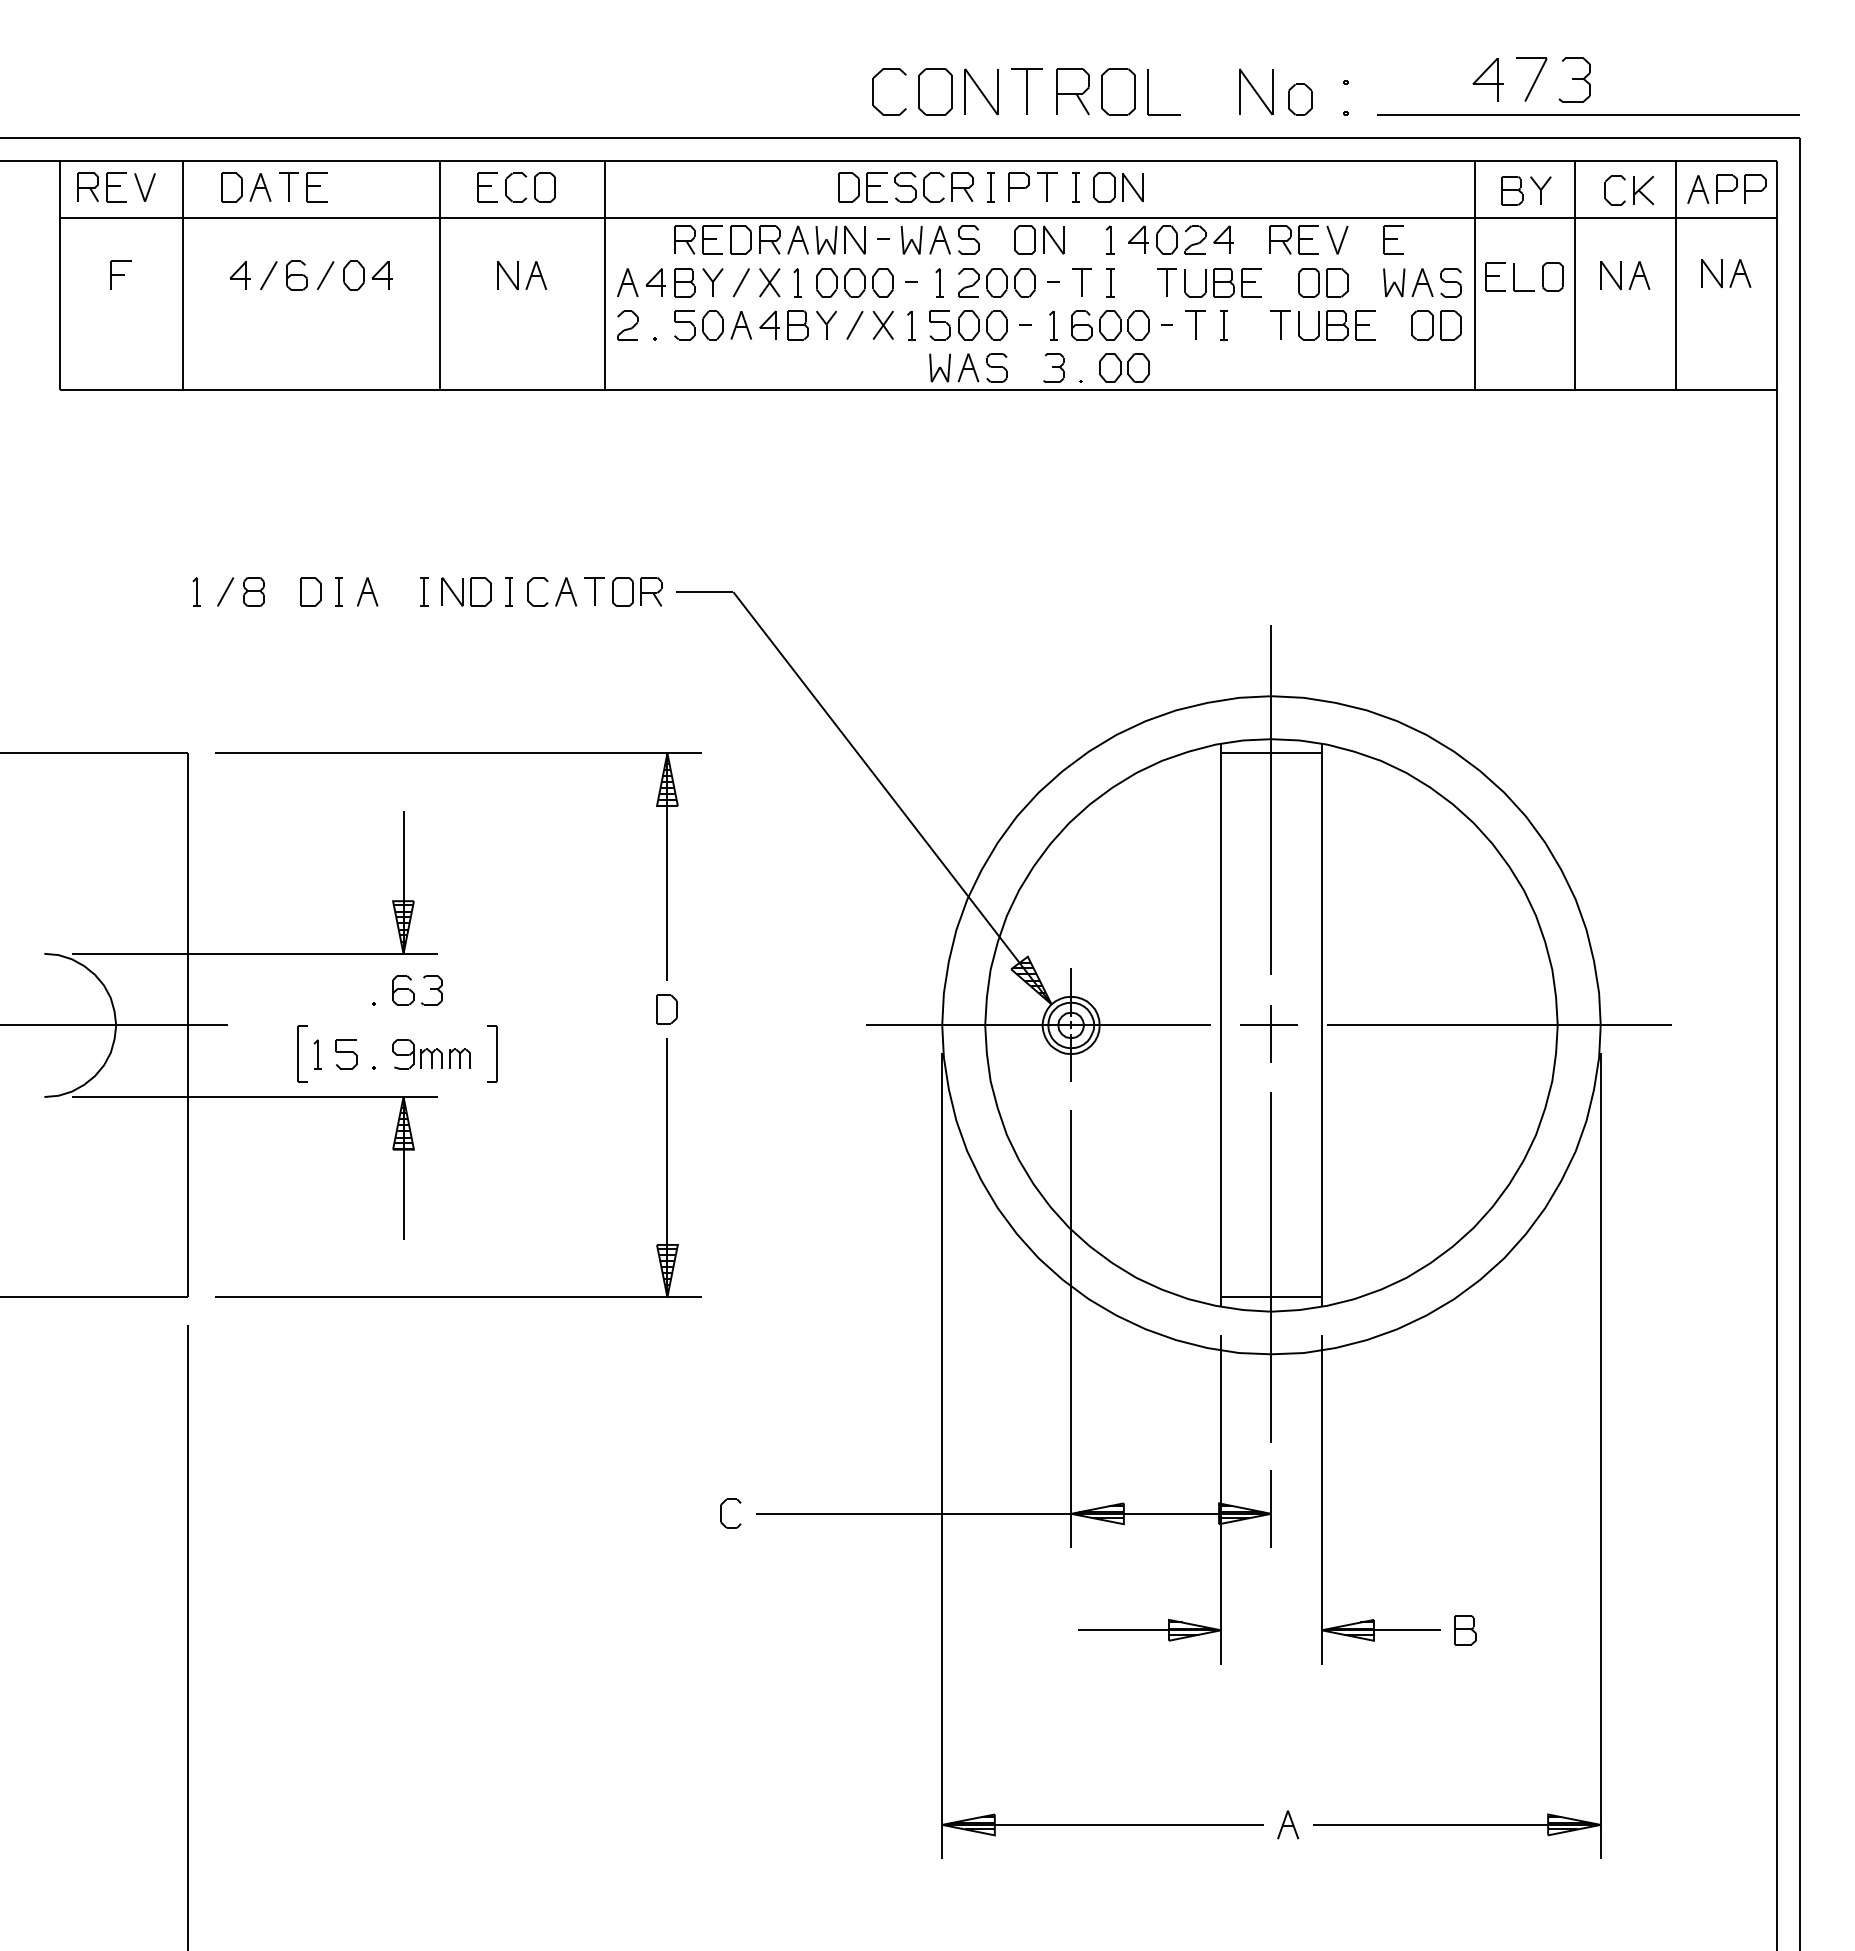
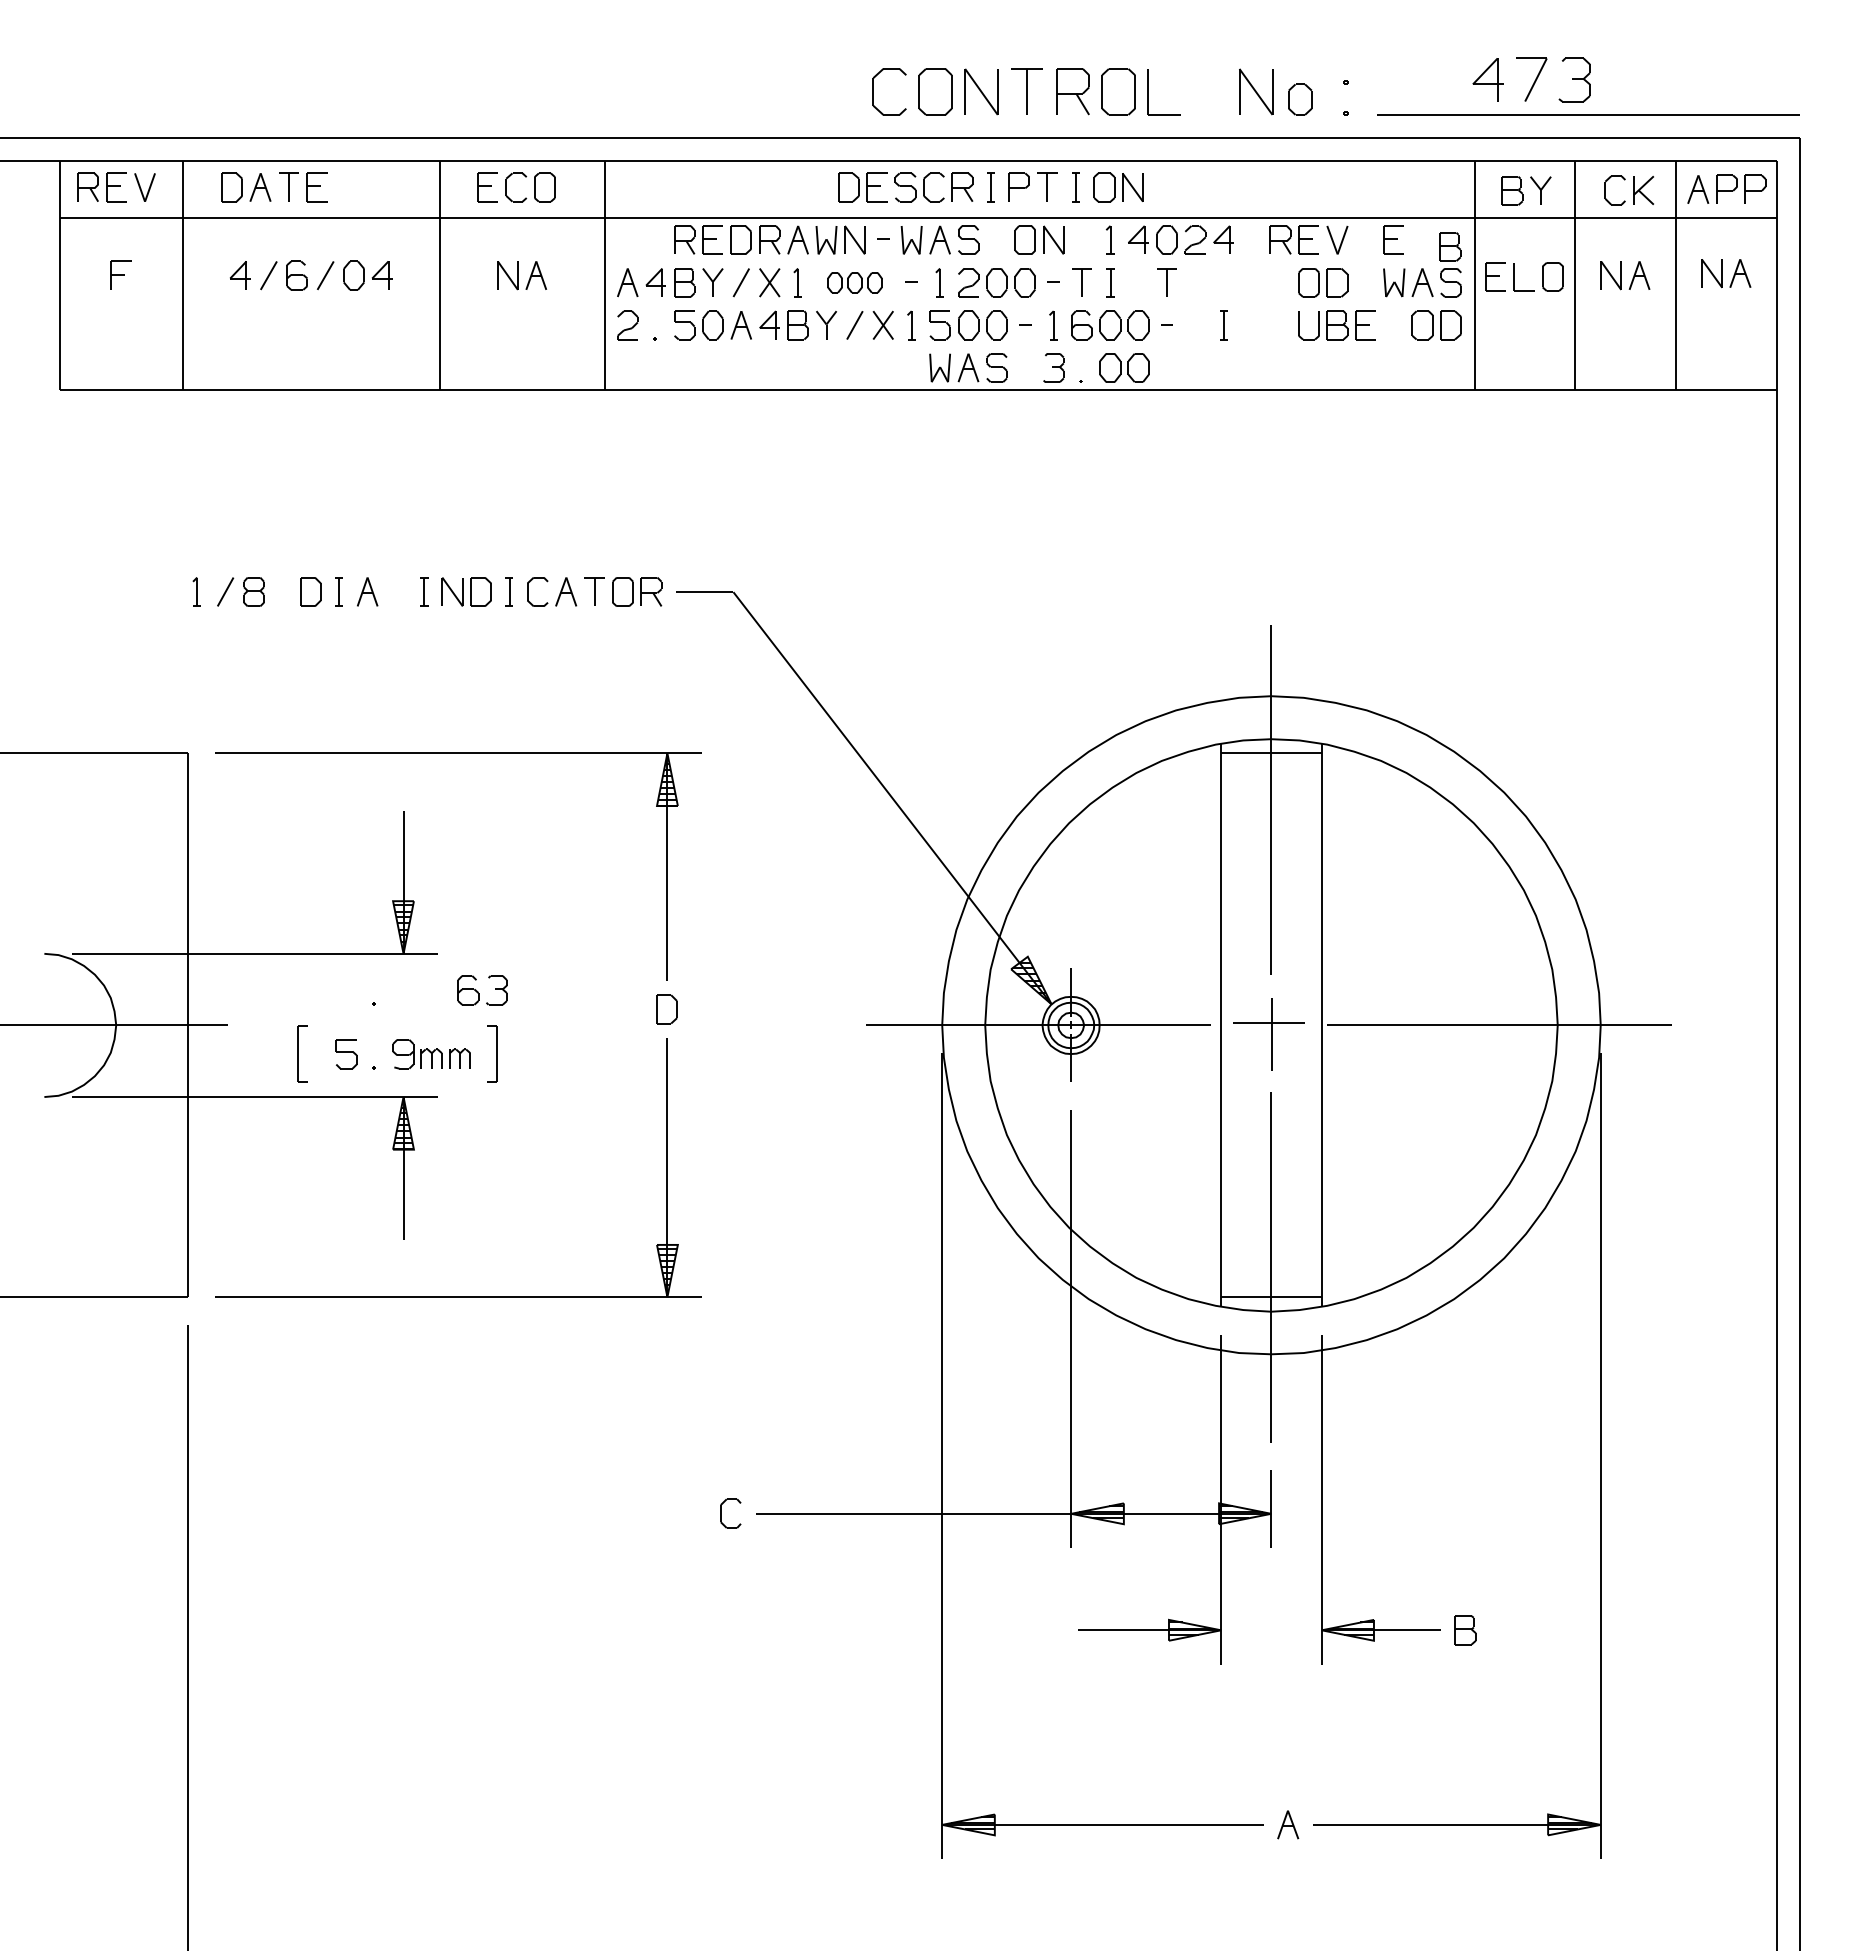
part: none -> present (1450, 246)
part size: 78x30 px -> 56x22 px (854, 282)
part: present -> none (1222, 282)
part: present -> none (1195, 324)
part: present -> none (1280, 324)
part position: (417, 990) -> (482, 990) (482, 990)
part size: 58x58 px -> 72x73 px (1268, 1034)
part: present -> none (317, 1054)
